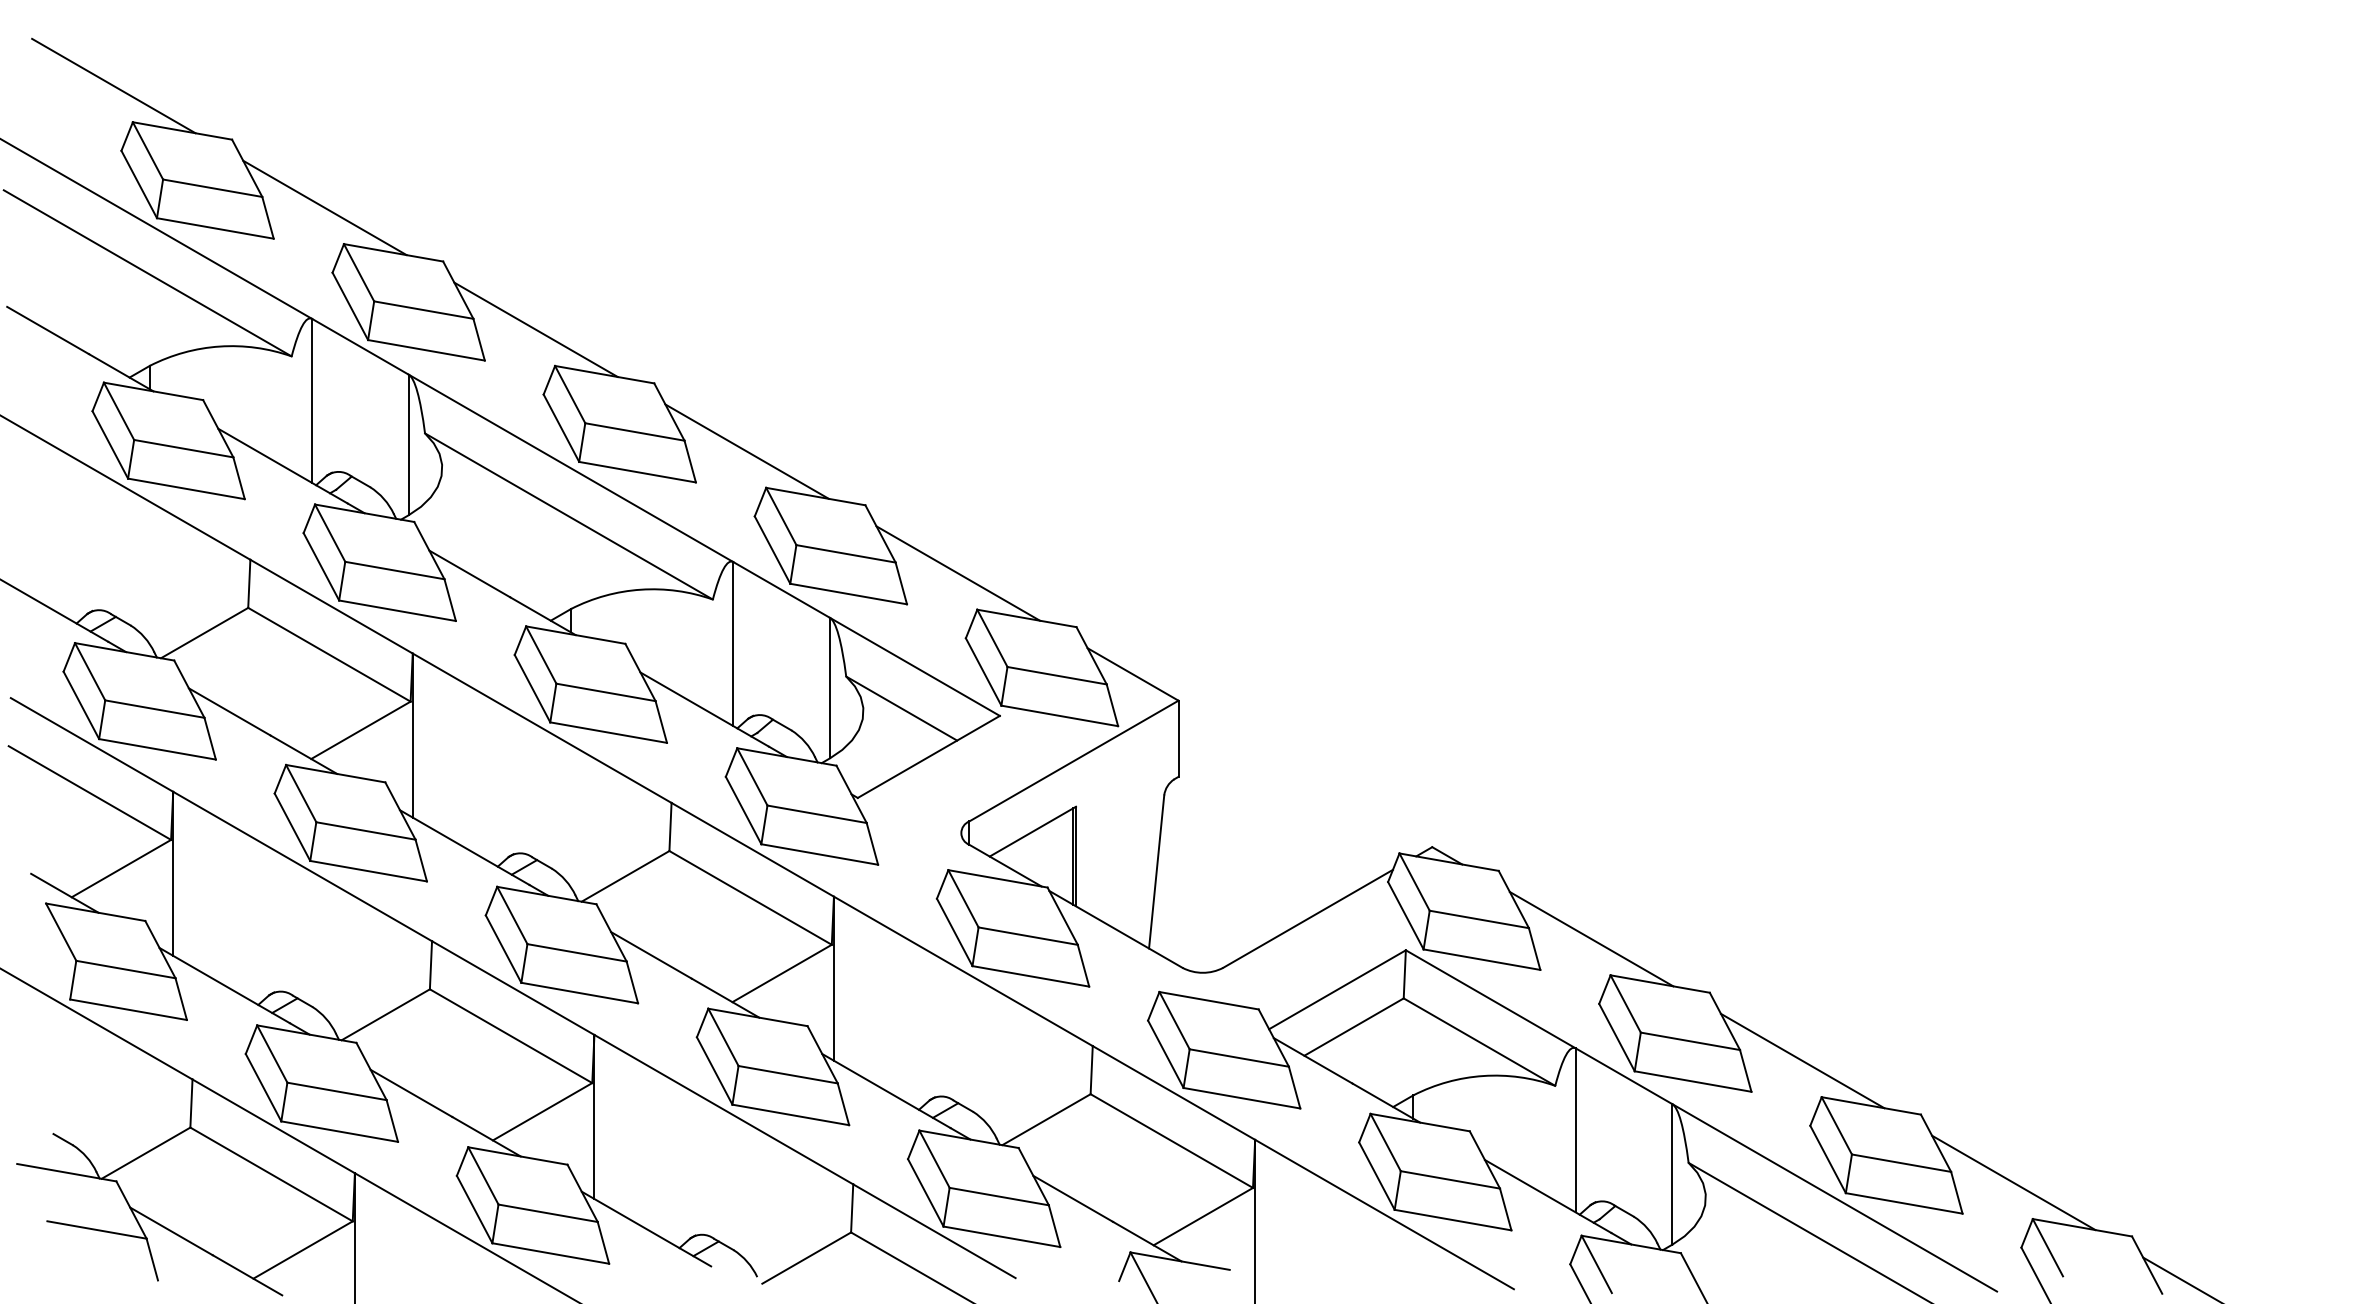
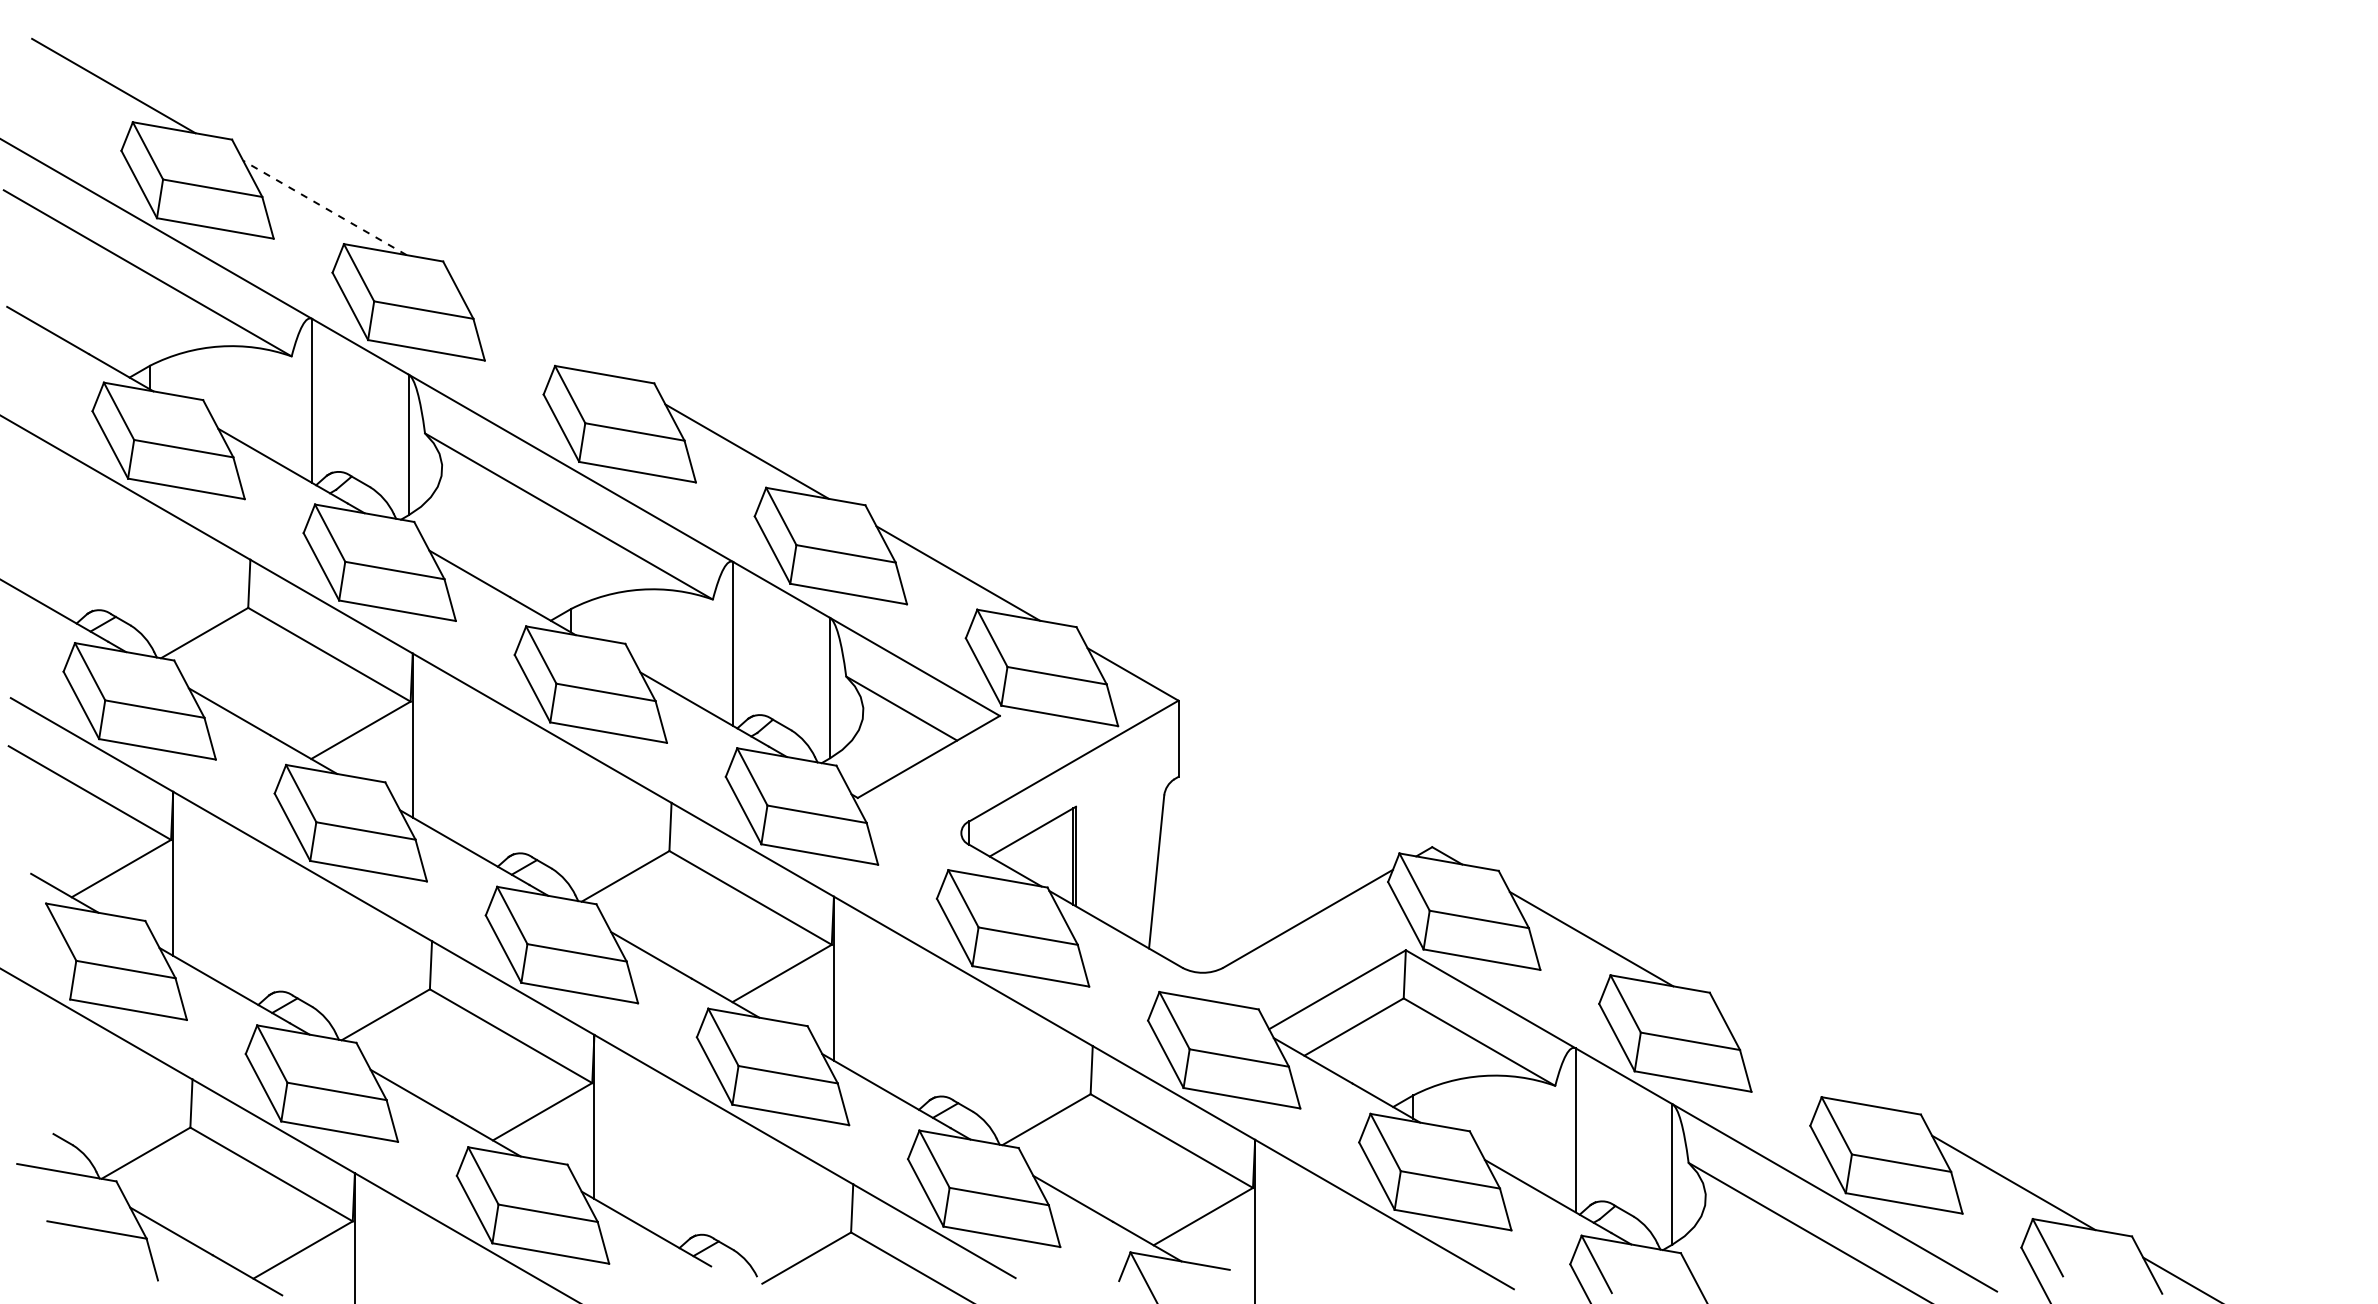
line: solid -> dashed (324, 207)
line: present -> none (535, 329)
line: present -> none (1802, 1060)
